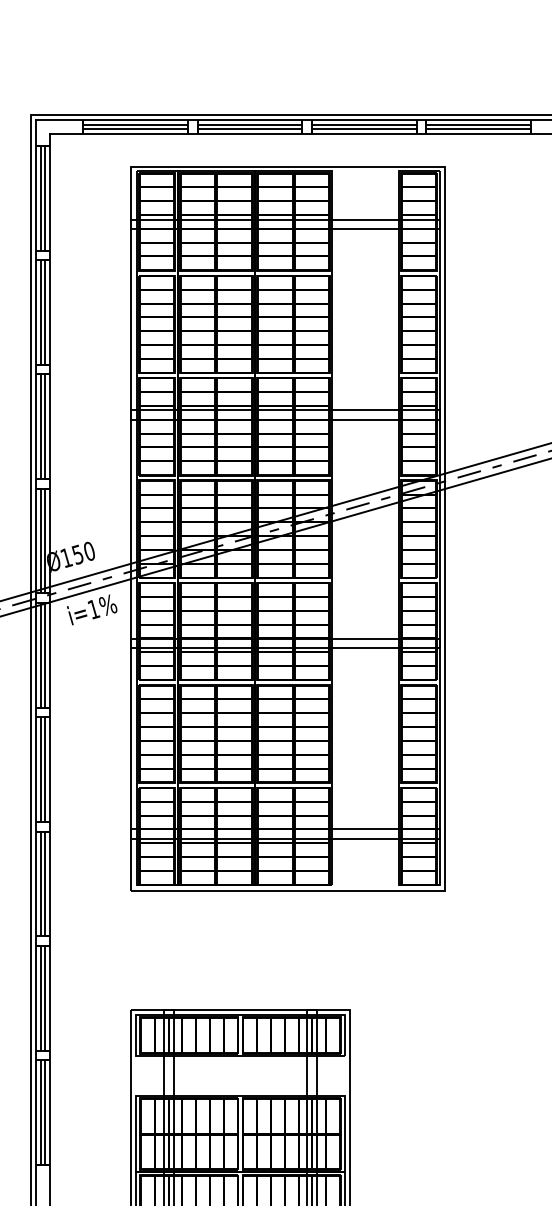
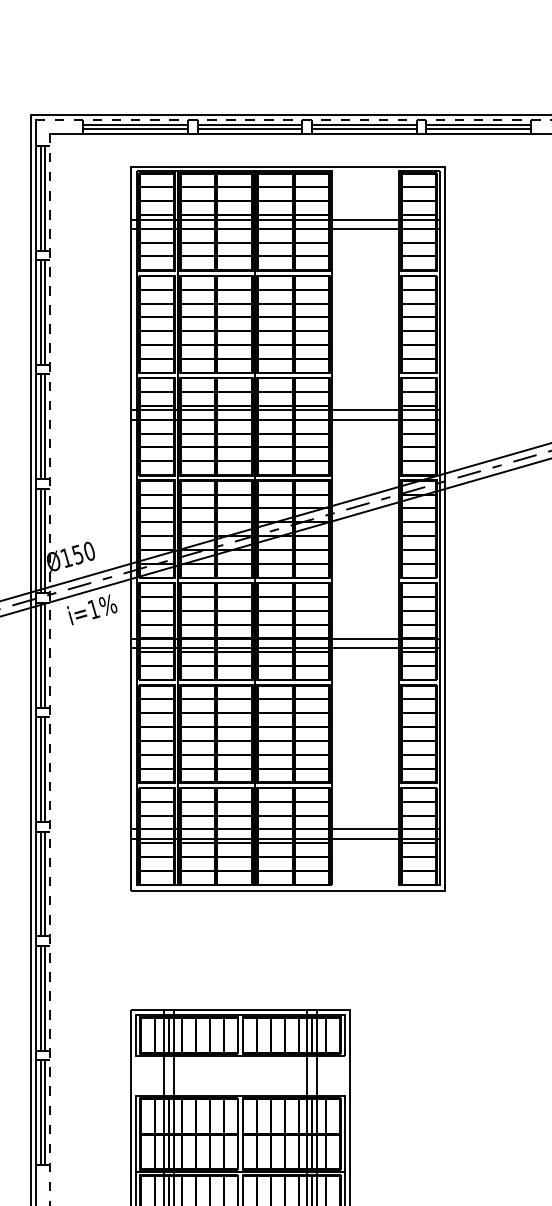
line: solid -> dashed (293, 119)
line: solid -> dashed (49, 669)
